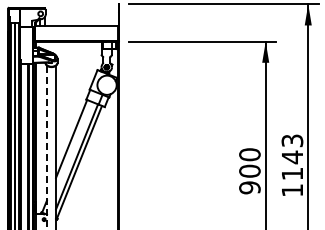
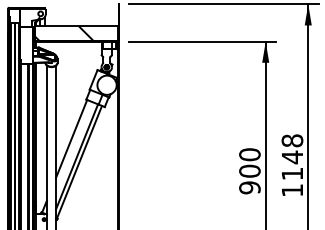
hatch: none -> present (64, 33)
text: 1143 -> 1148 (292, 140)
line: dashed -> solid (47, 147)
